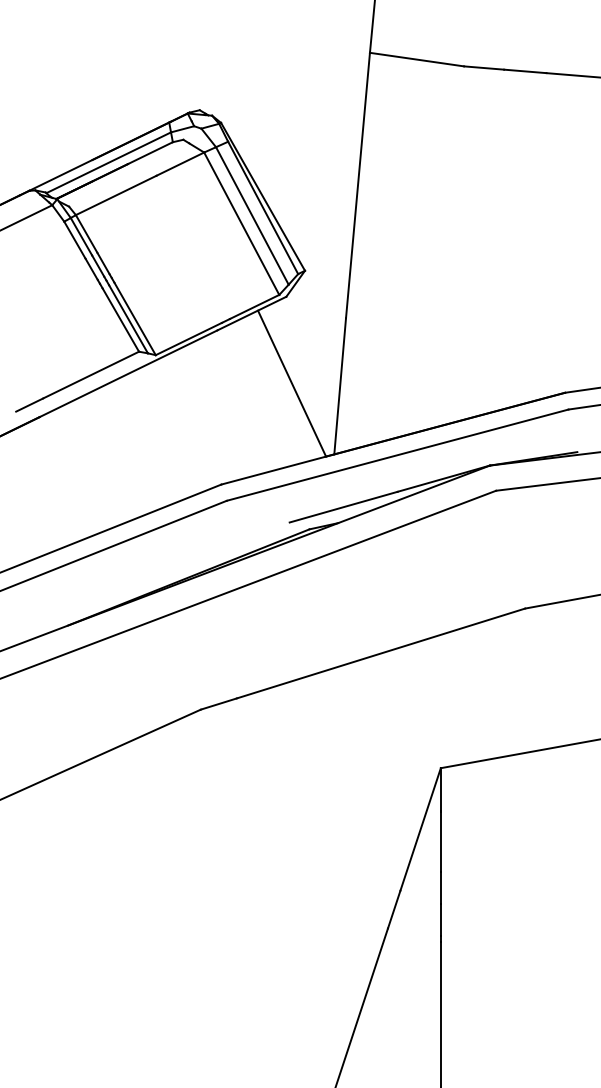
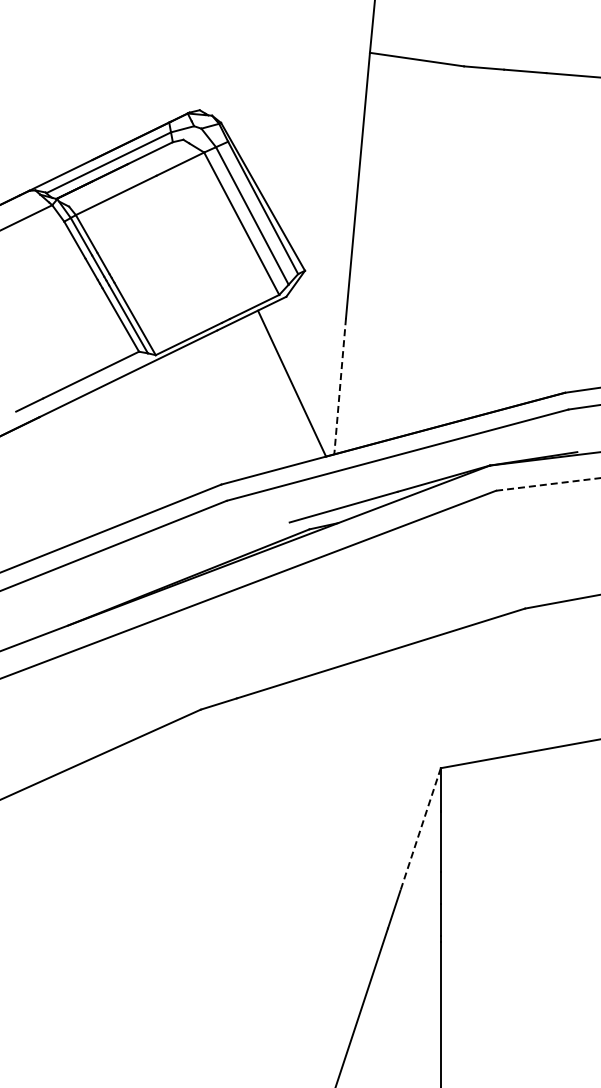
line: solid -> dashed (340, 386)
line: solid -> dashed (548, 484)
line: solid -> dashed (420, 829)
